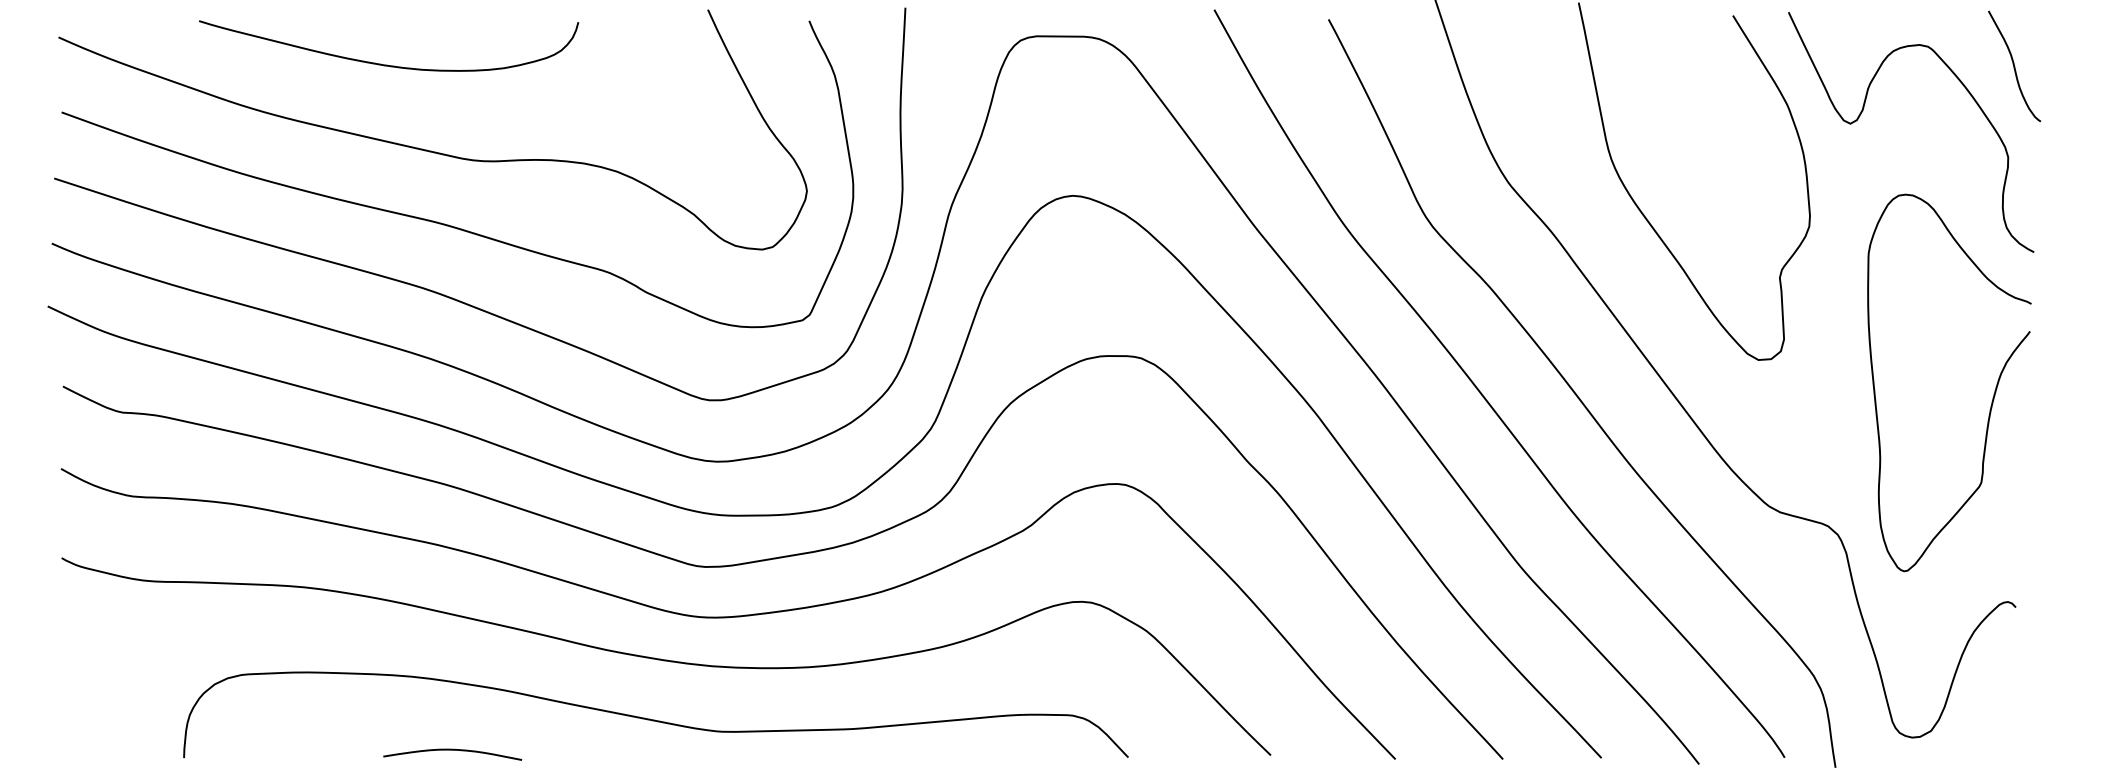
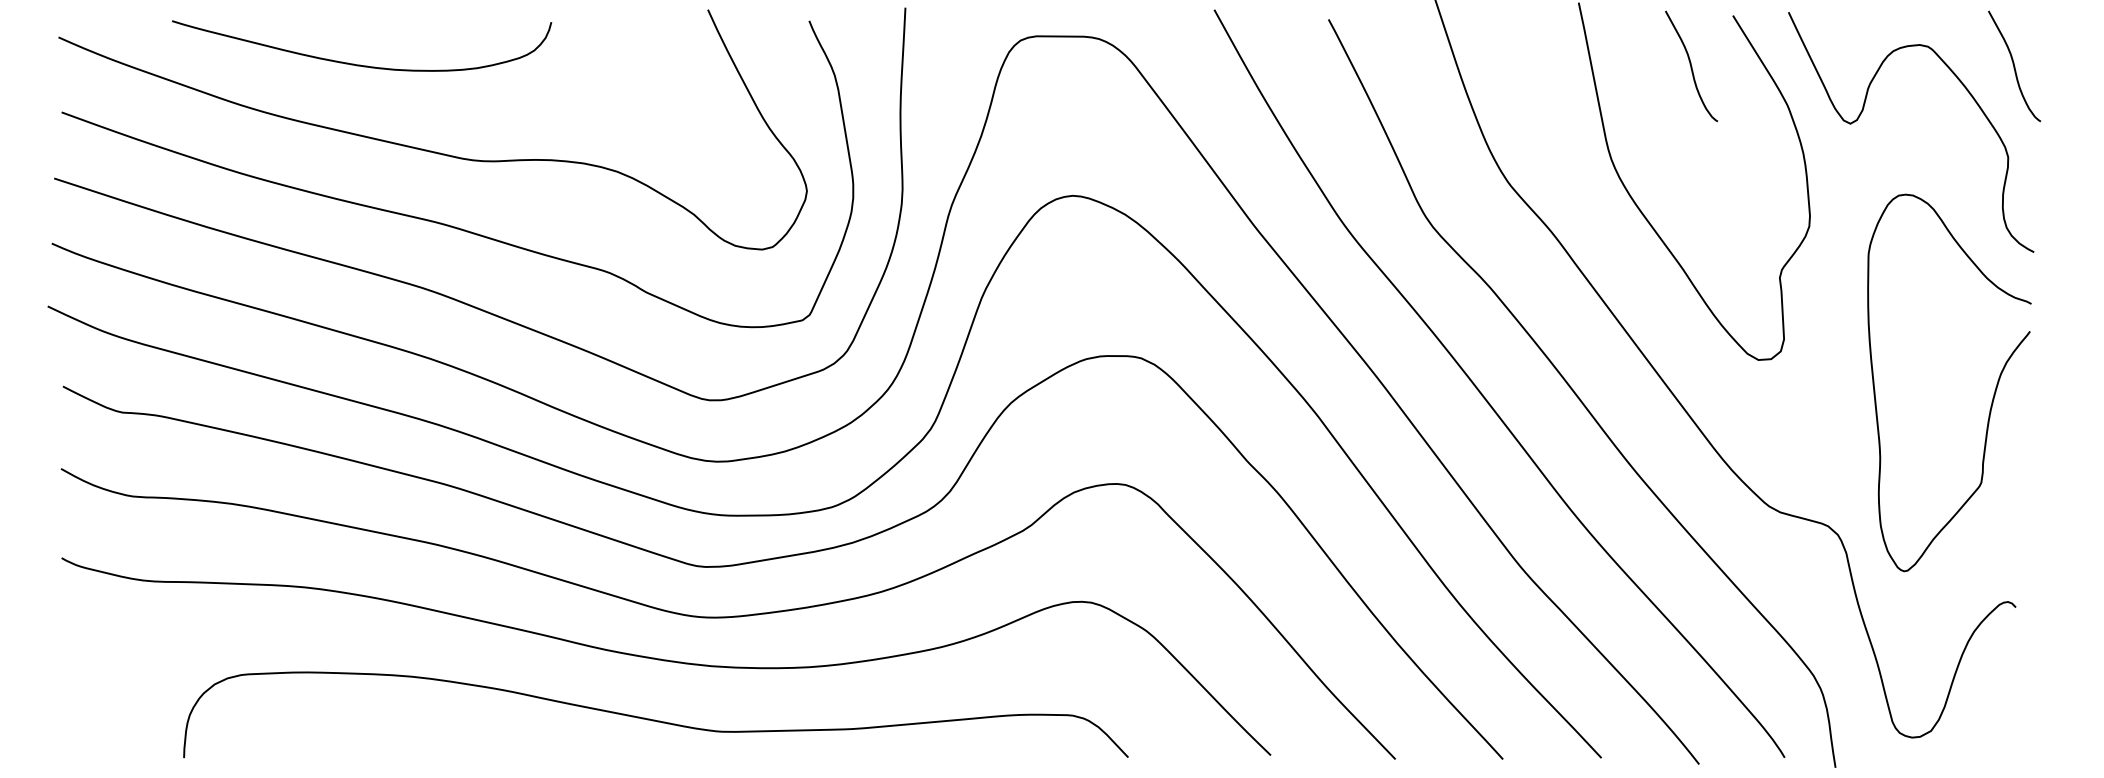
curve position: (387, 64) -> (360, 64) (360, 64)
curve: none -> present (1691, 66)
curve: present -> none (452, 750)
